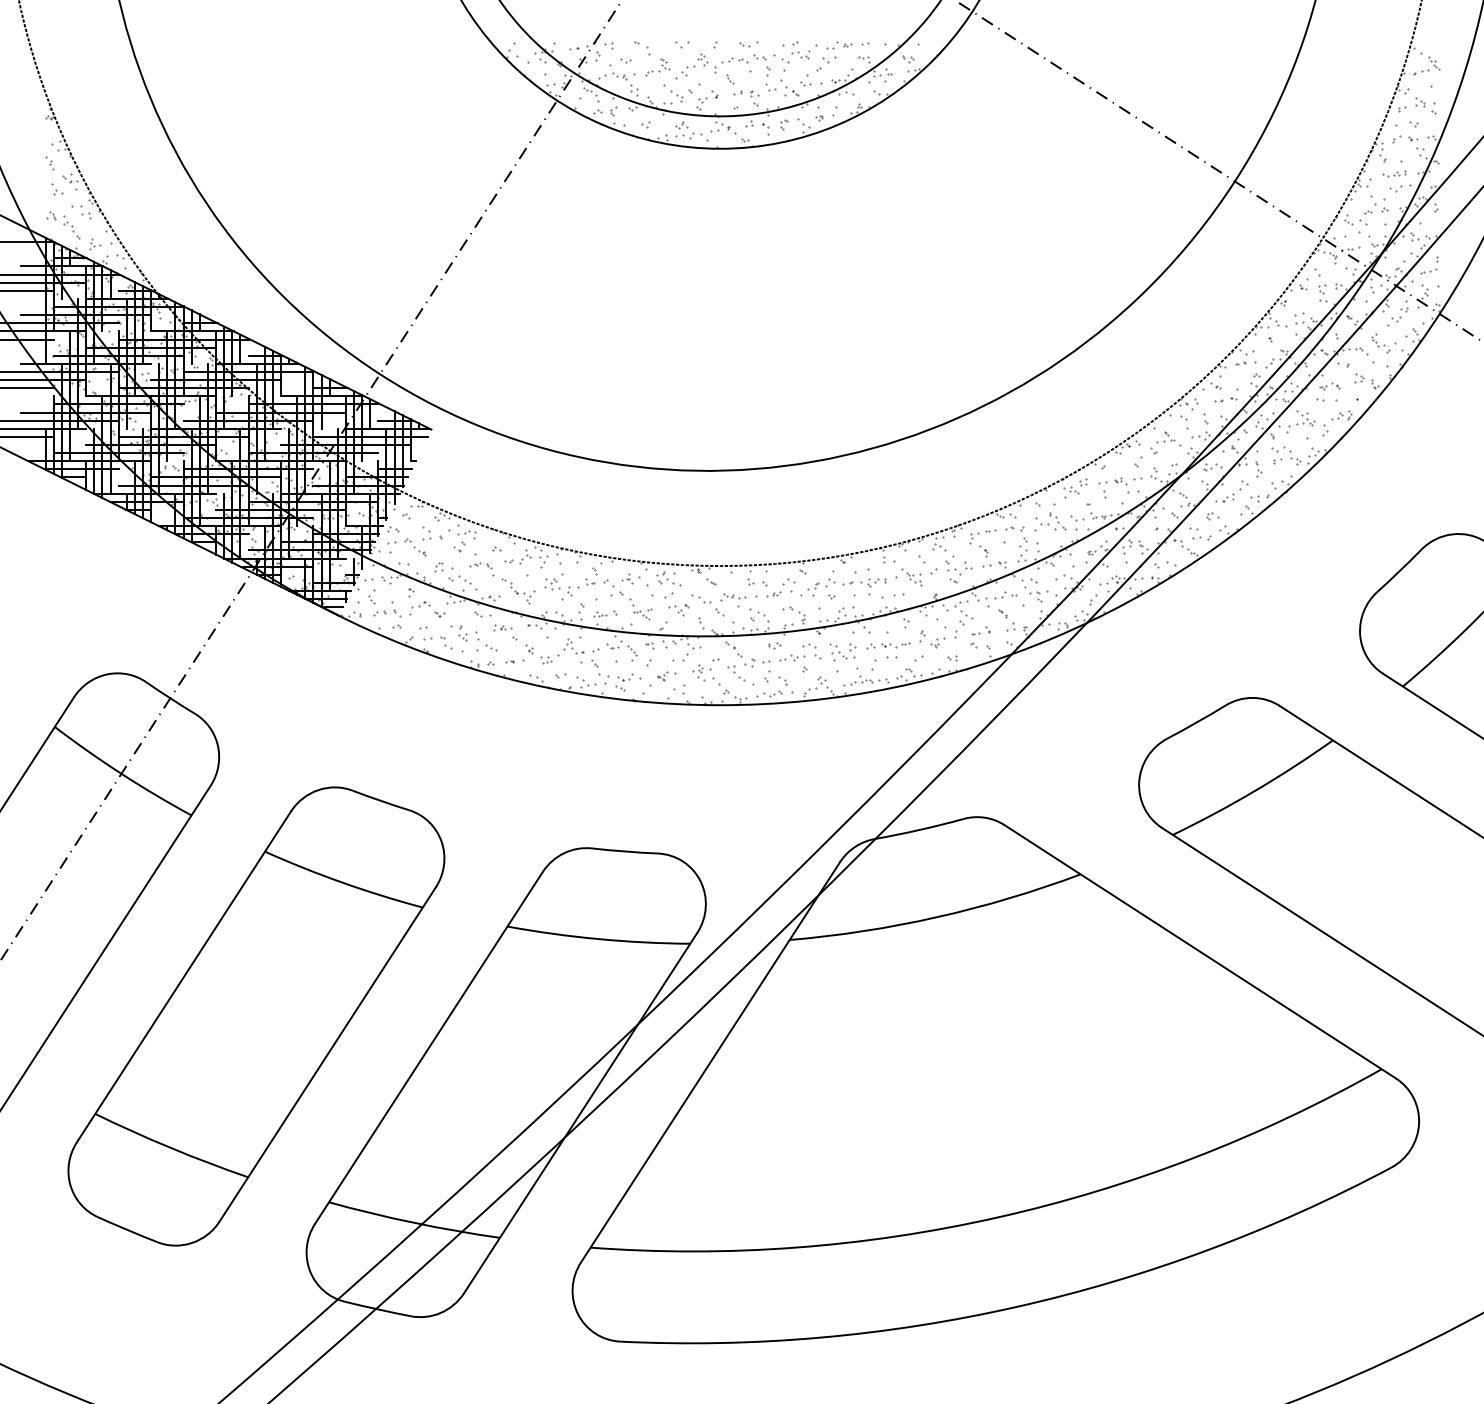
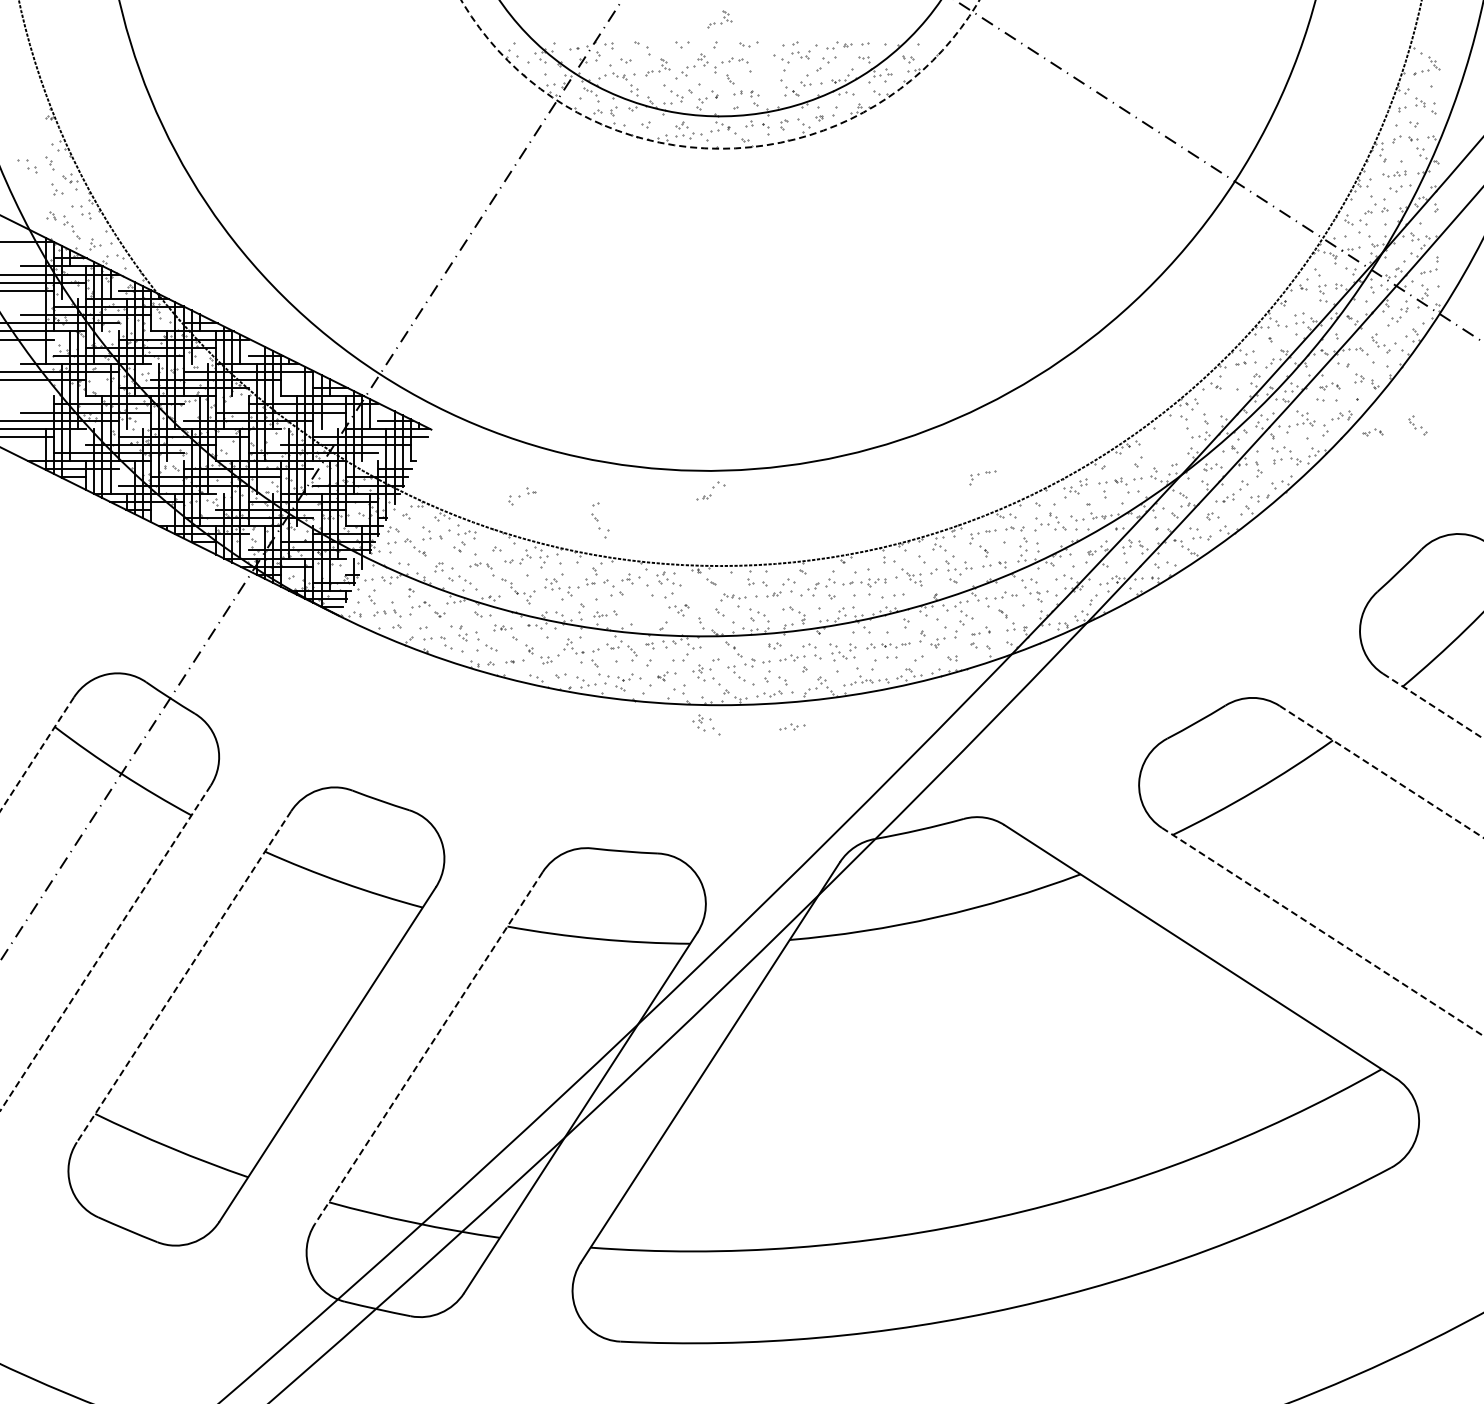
part: none -> present (719, 19)
part: present -> none (764, 72)
circle: solid -> dashed (720, 74)
part: none -> present (27, 166)
line: present -> none (27, 388)
part: present -> none (1225, 399)
part: none -> present (1417, 425)
part: none -> present (1372, 432)
part: present -> none (1165, 442)
part: none -> present (982, 477)
part: none -> present (710, 490)
part: none -> present (522, 496)
part: none -> present (600, 520)
part: present -> none (701, 598)
part: present -> none (640, 609)
line: solid -> dashed (1433, 706)
part: none -> present (706, 724)
part: none -> present (792, 726)
line: solid -> dashed (37, 754)
line: solid -> dashed (1382, 772)
line: solid -> dashed (1322, 932)
line: solid -> dashed (105, 948)
line: solid -> dashed (183, 977)
line: solid -> dashed (428, 1048)
